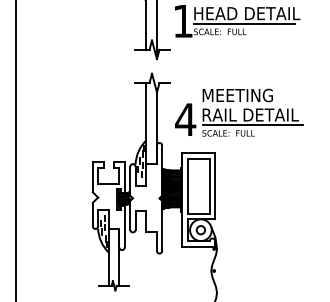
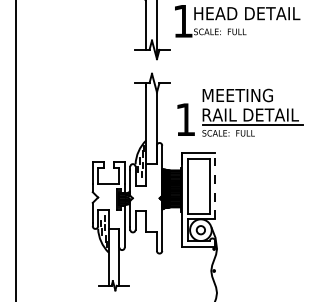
line: present -> none (244, 24)
text: 4 -> 1 (185, 119)
line: solid -> dashed (215, 186)
